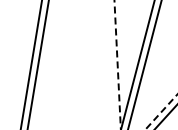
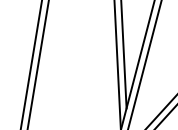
line: none -> present (123, 55)
line: dashed -> solid (117, 65)
line: dashed -> solid (161, 111)
